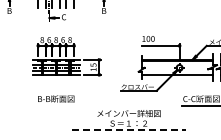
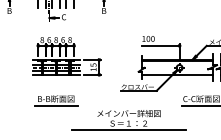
line: none -> present (55, 105)
line: dashed -> solid (129, 130)
